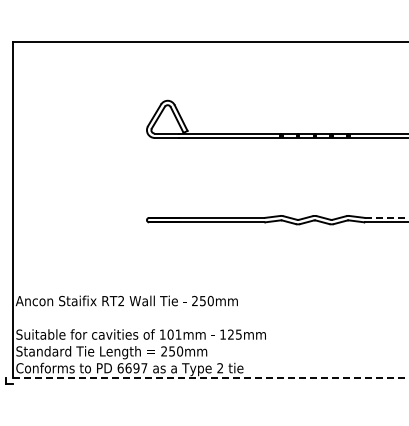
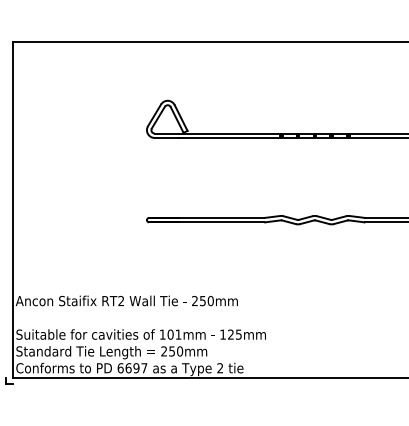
line: dashed -> solid (387, 217)
line: dashed -> solid (210, 377)
